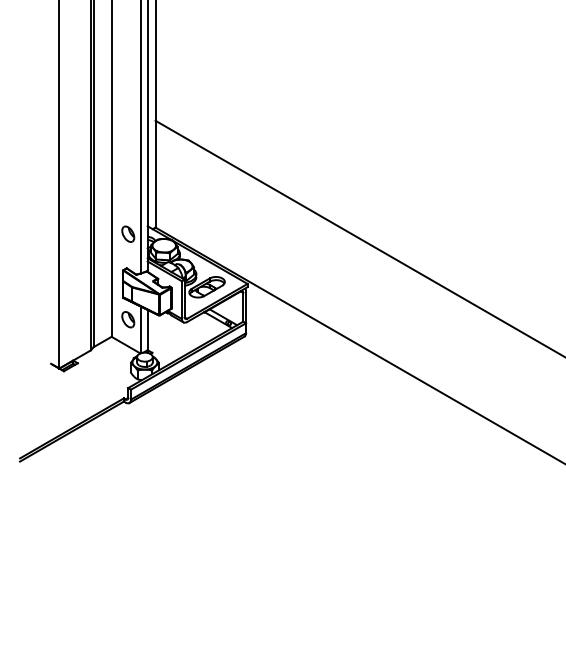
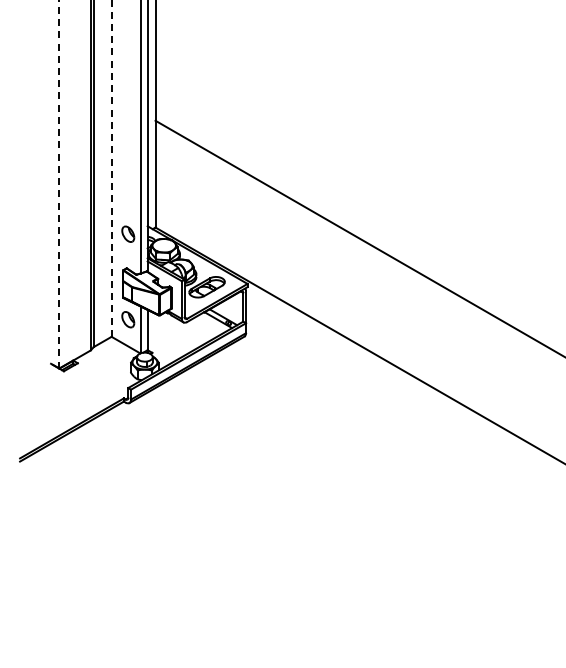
line: solid -> dashed (111, 167)
line: solid -> dashed (59, 184)
